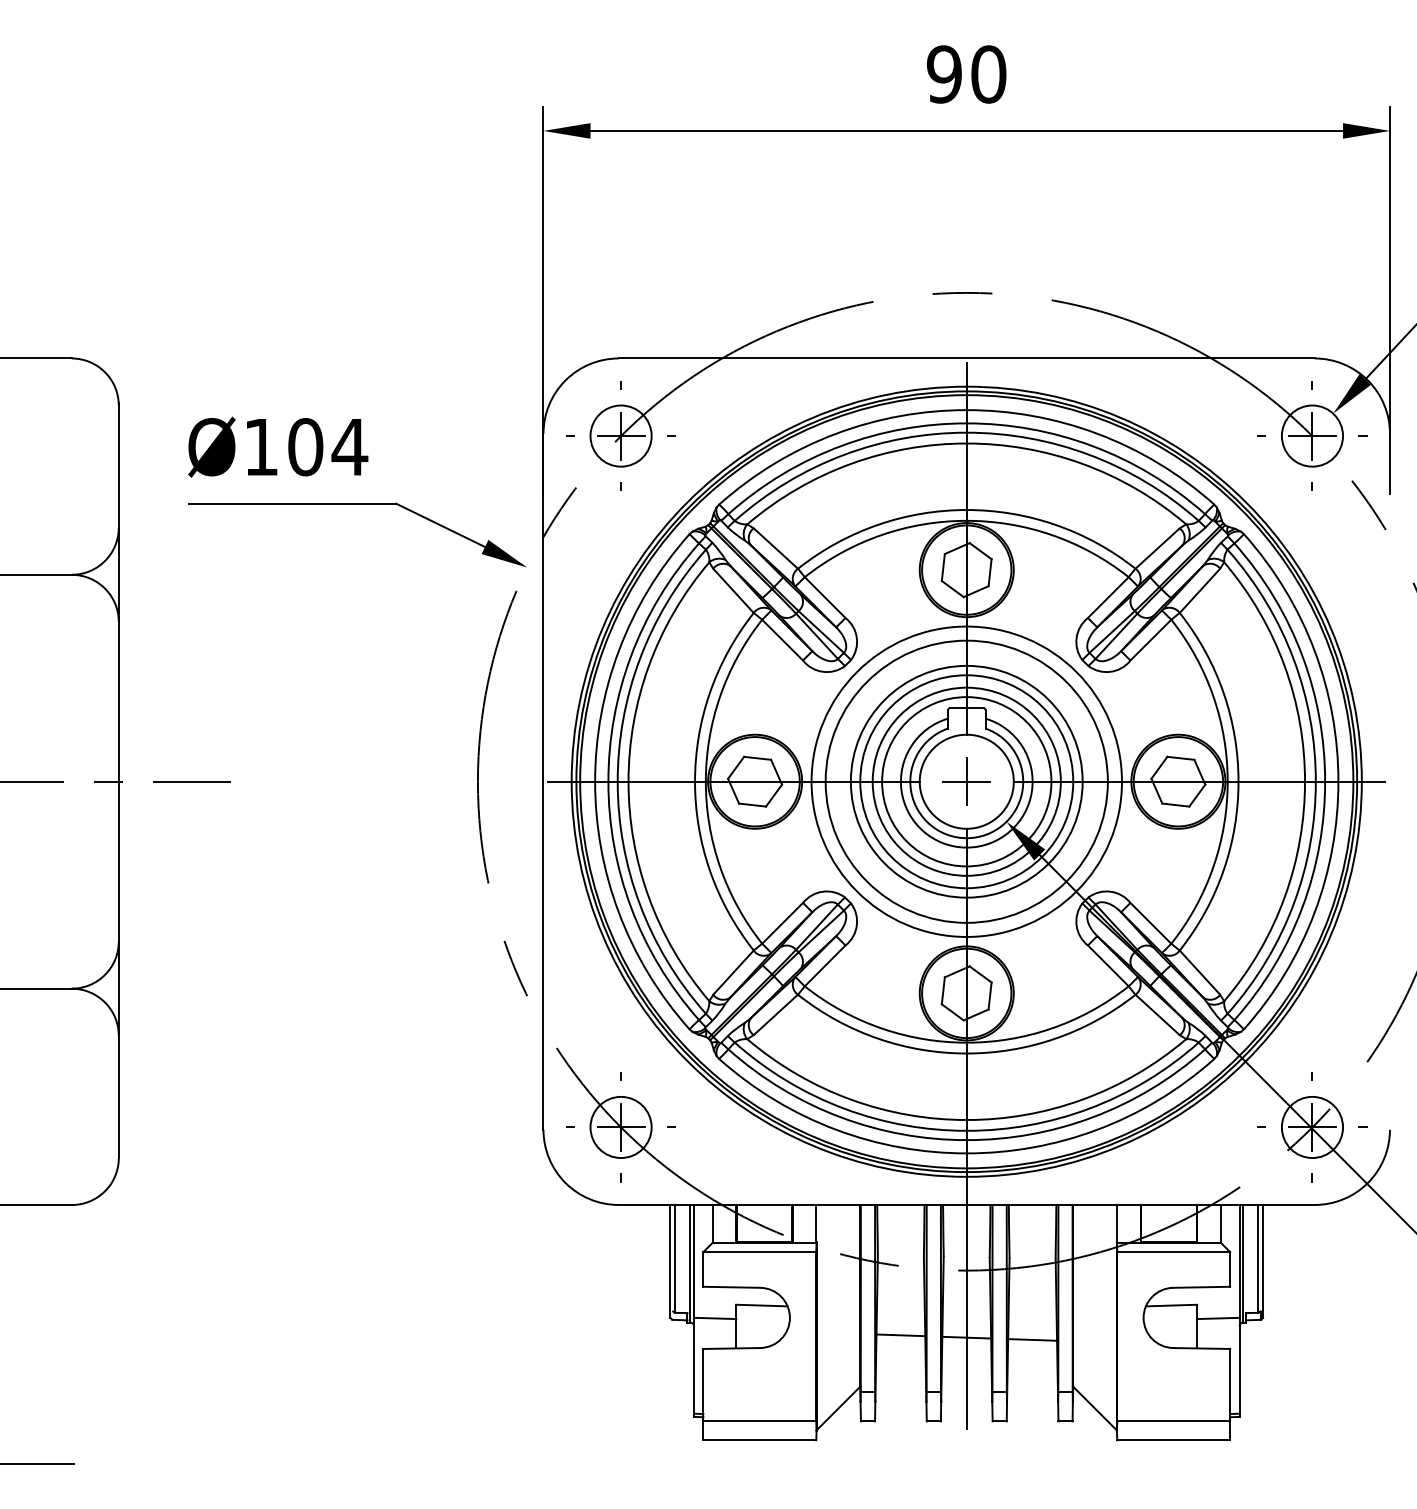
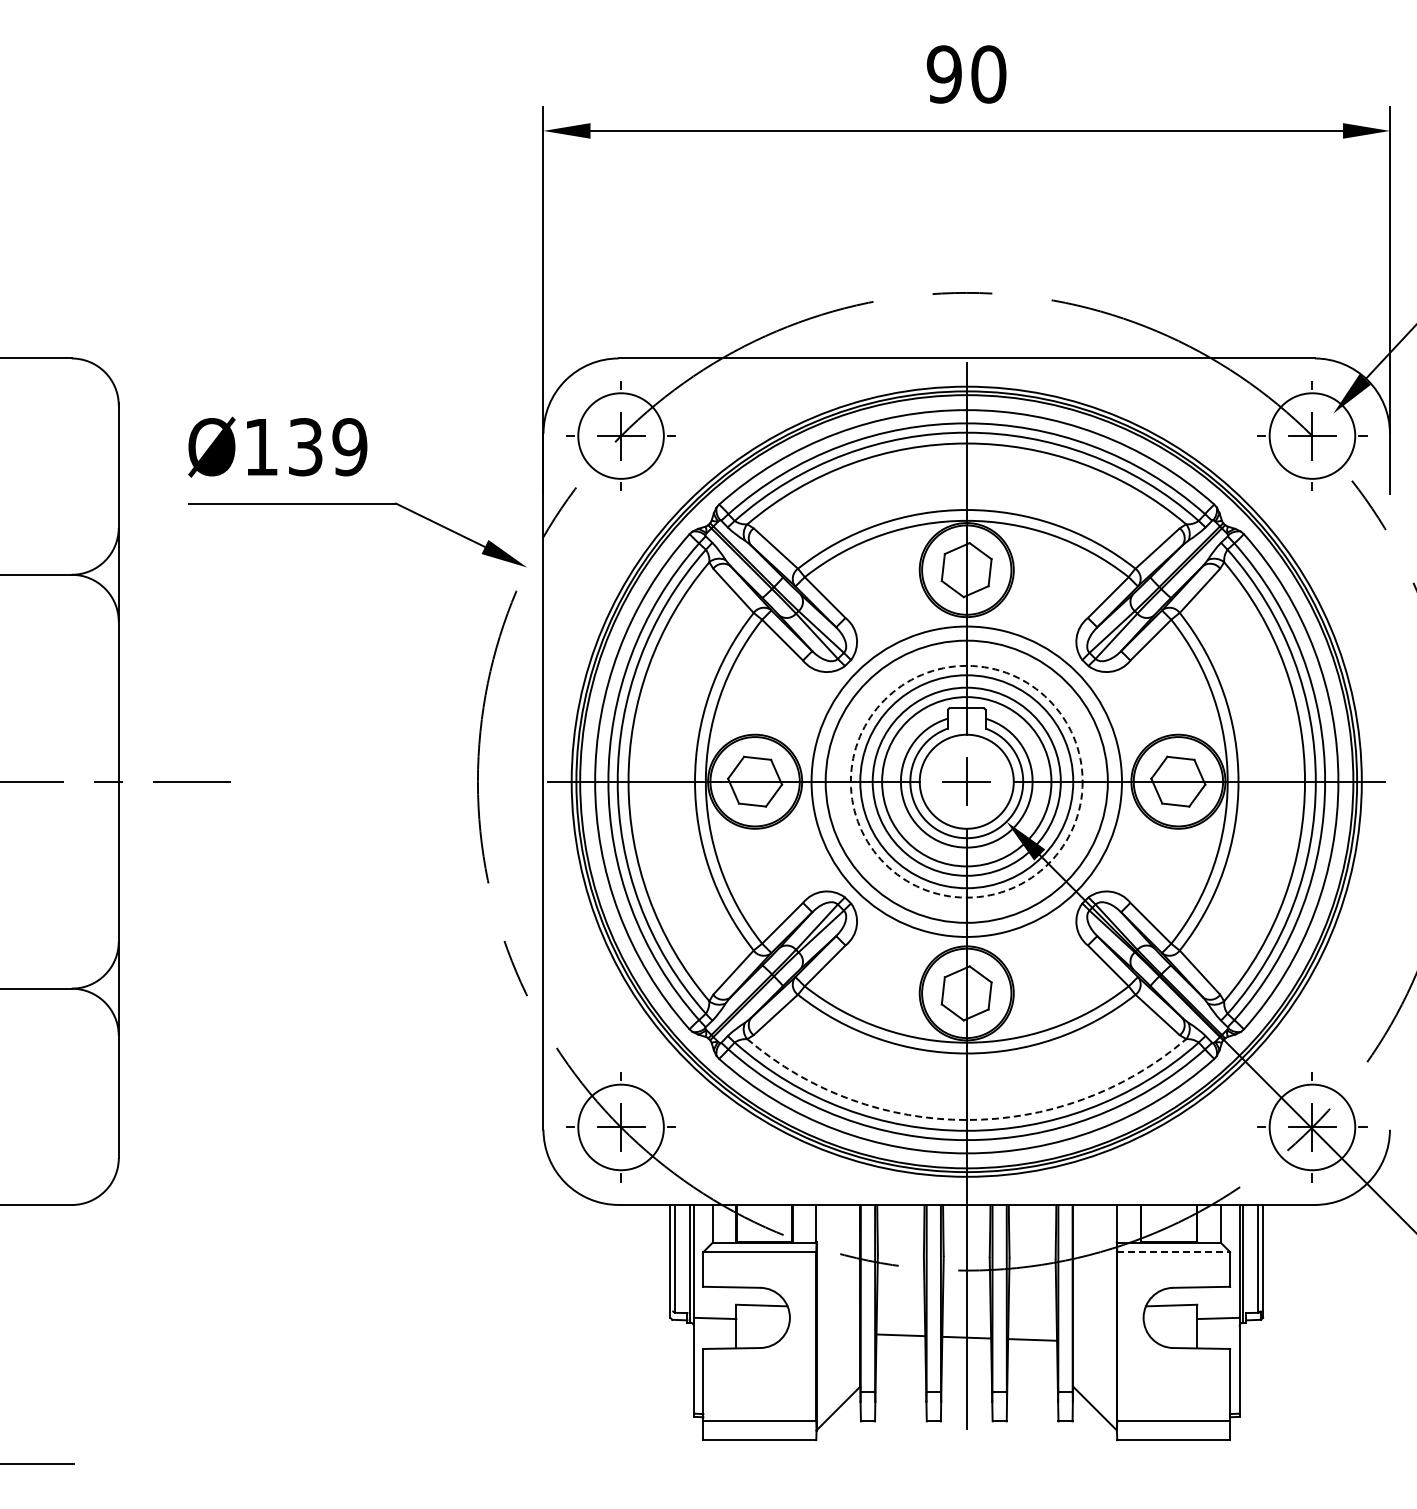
circle diameter: 61 px -> 86 px (620, 435)
circle diameter: 61 px -> 86 px (1312, 435)
text: Ø104 -> Ø139 (328, 447)
circle: solid -> dashed (966, 781)
arc: solid -> dashed (966, 1120)
circle diameter: 61 px -> 86 px (620, 1127)
circle diameter: 61 px -> 86 px (1312, 1127)
line: solid -> dashed (1174, 1252)
